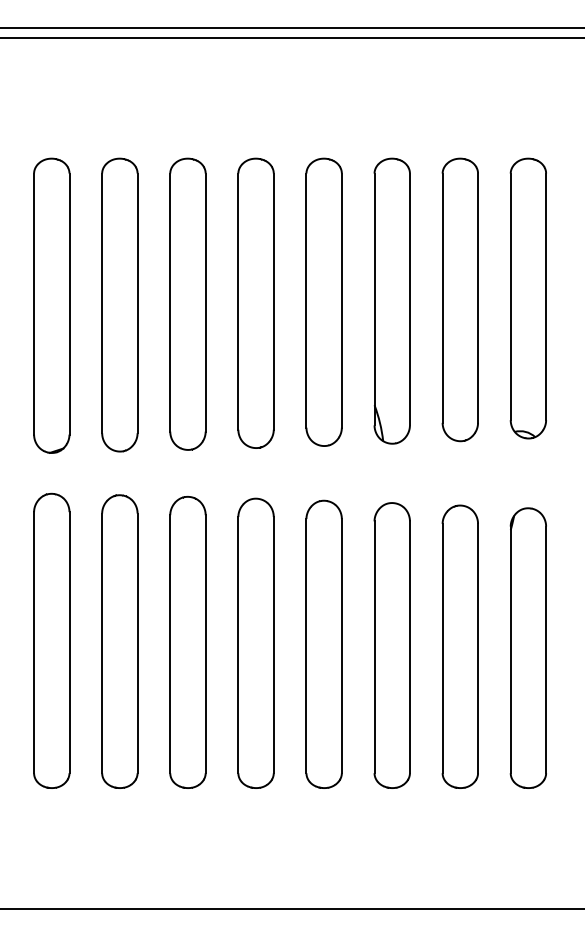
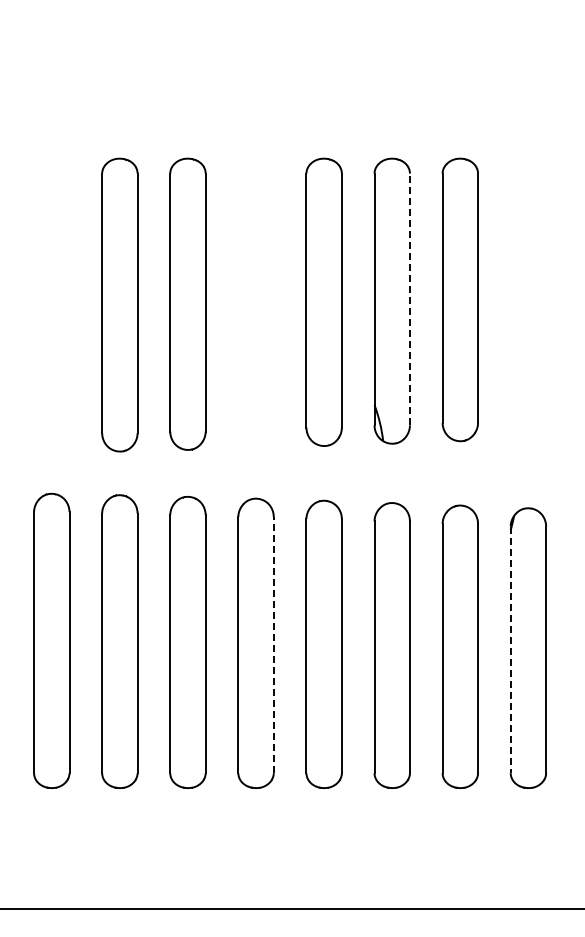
line: present -> none (291, 28)
line: present -> none (291, 37)
part: present -> none (527, 298)
line: solid -> dashed (409, 299)
part: present -> none (255, 302)
part: present -> none (51, 305)
line: solid -> dashed (273, 644)
line: solid -> dashed (510, 650)
